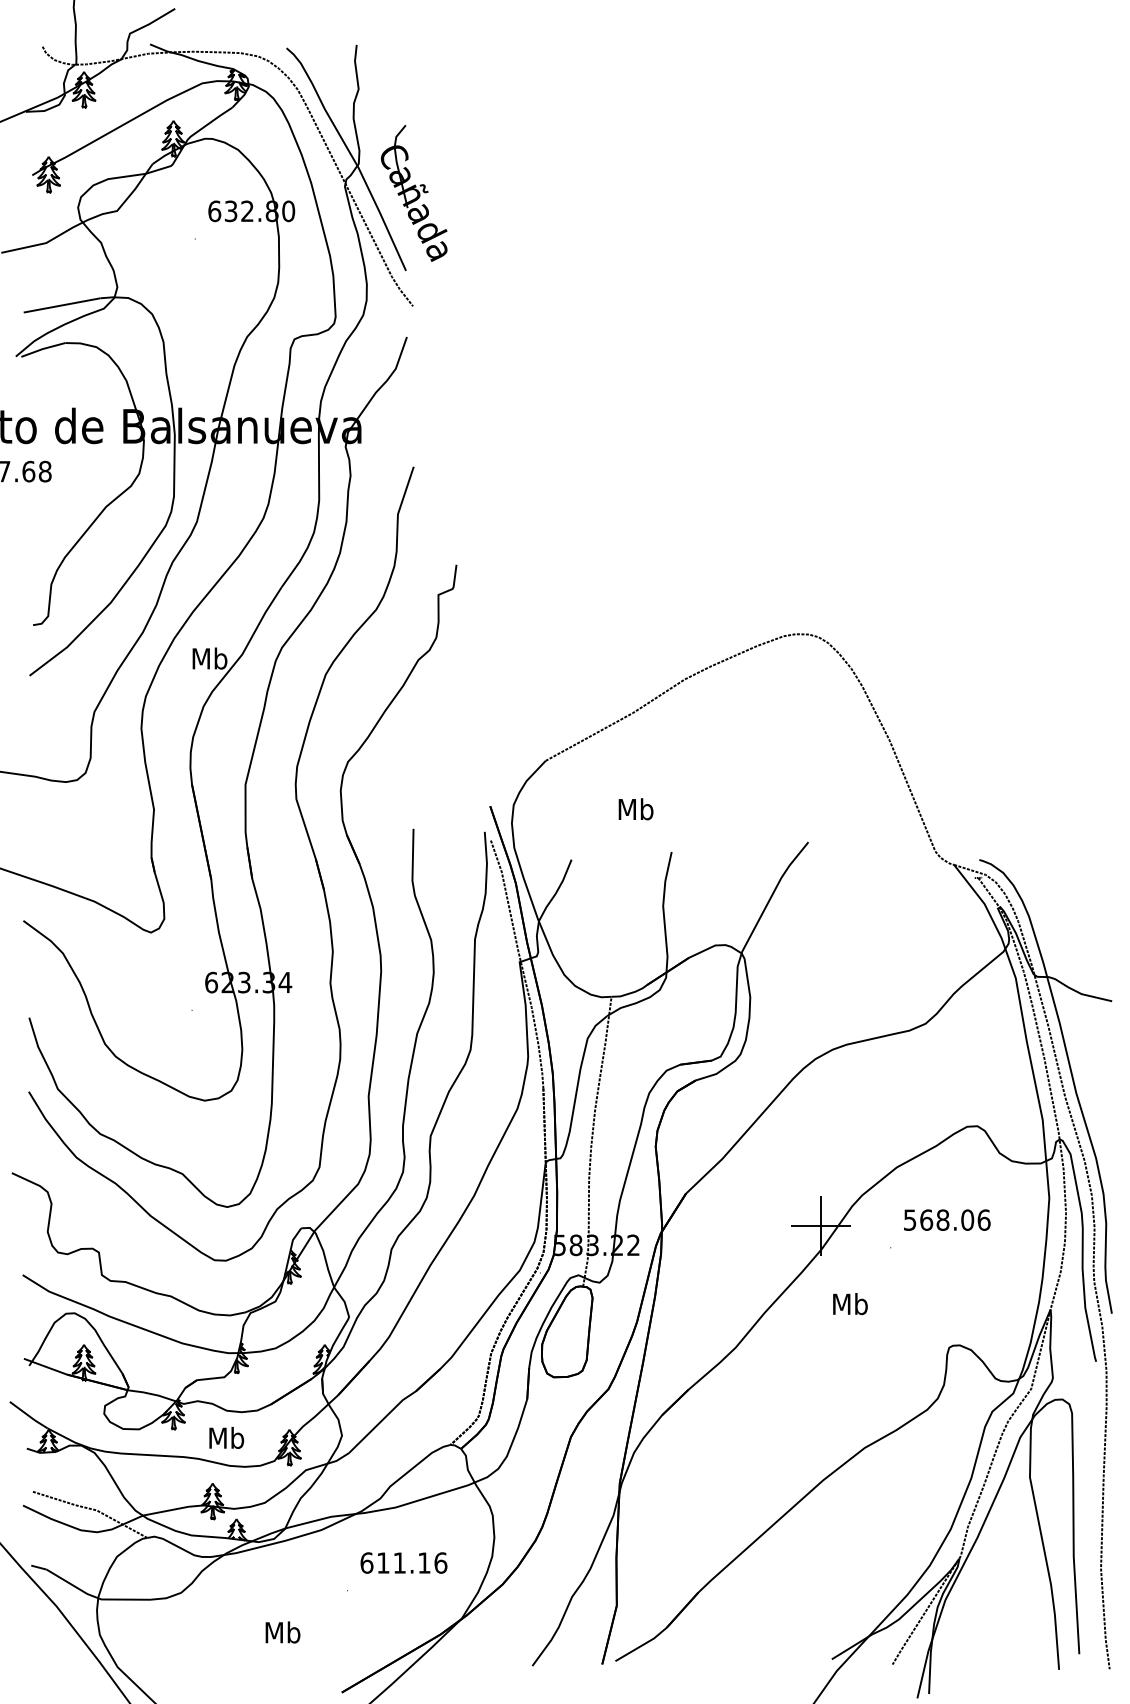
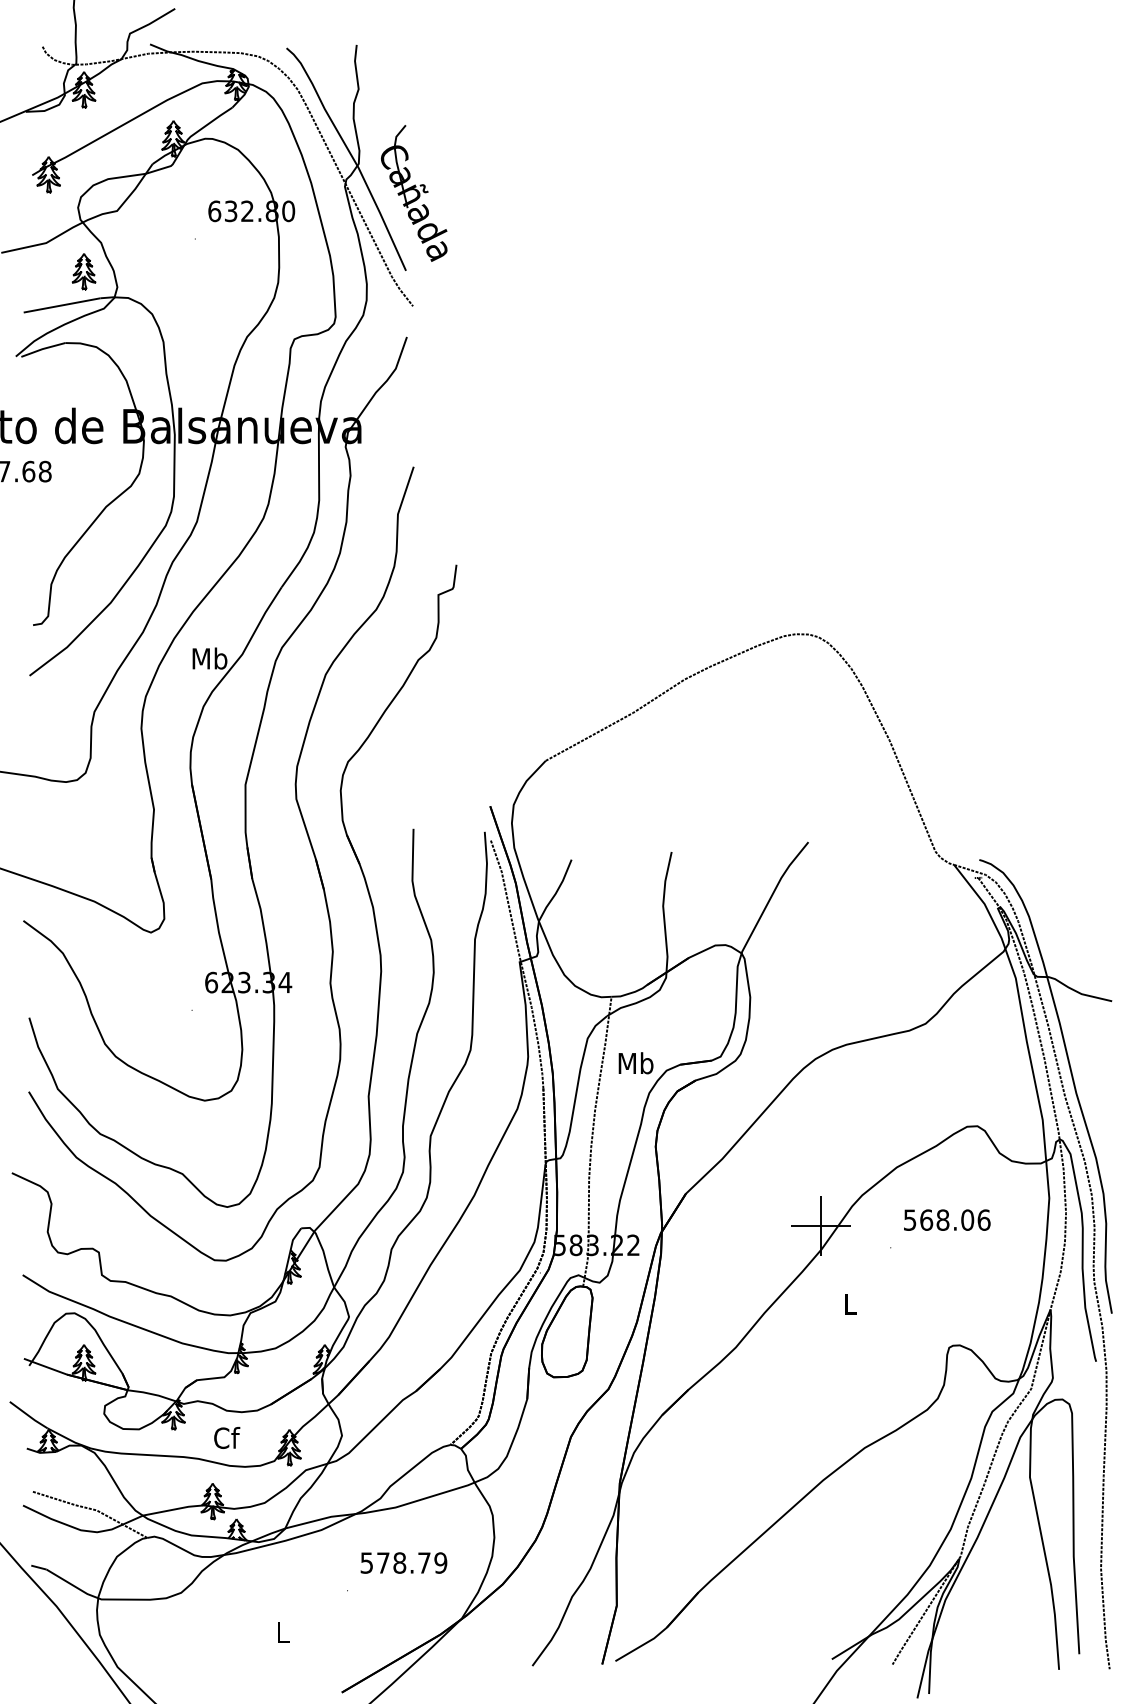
part: none -> present (83, 271)
text position: (635, 809) -> (635, 1063) (635, 1063)
text: Mb -> L (850, 1304)
text: Mb -> Cf (226, 1437)
text: 611.16 -> 578.79 (403, 1562)
text: Mb -> L (282, 1632)
